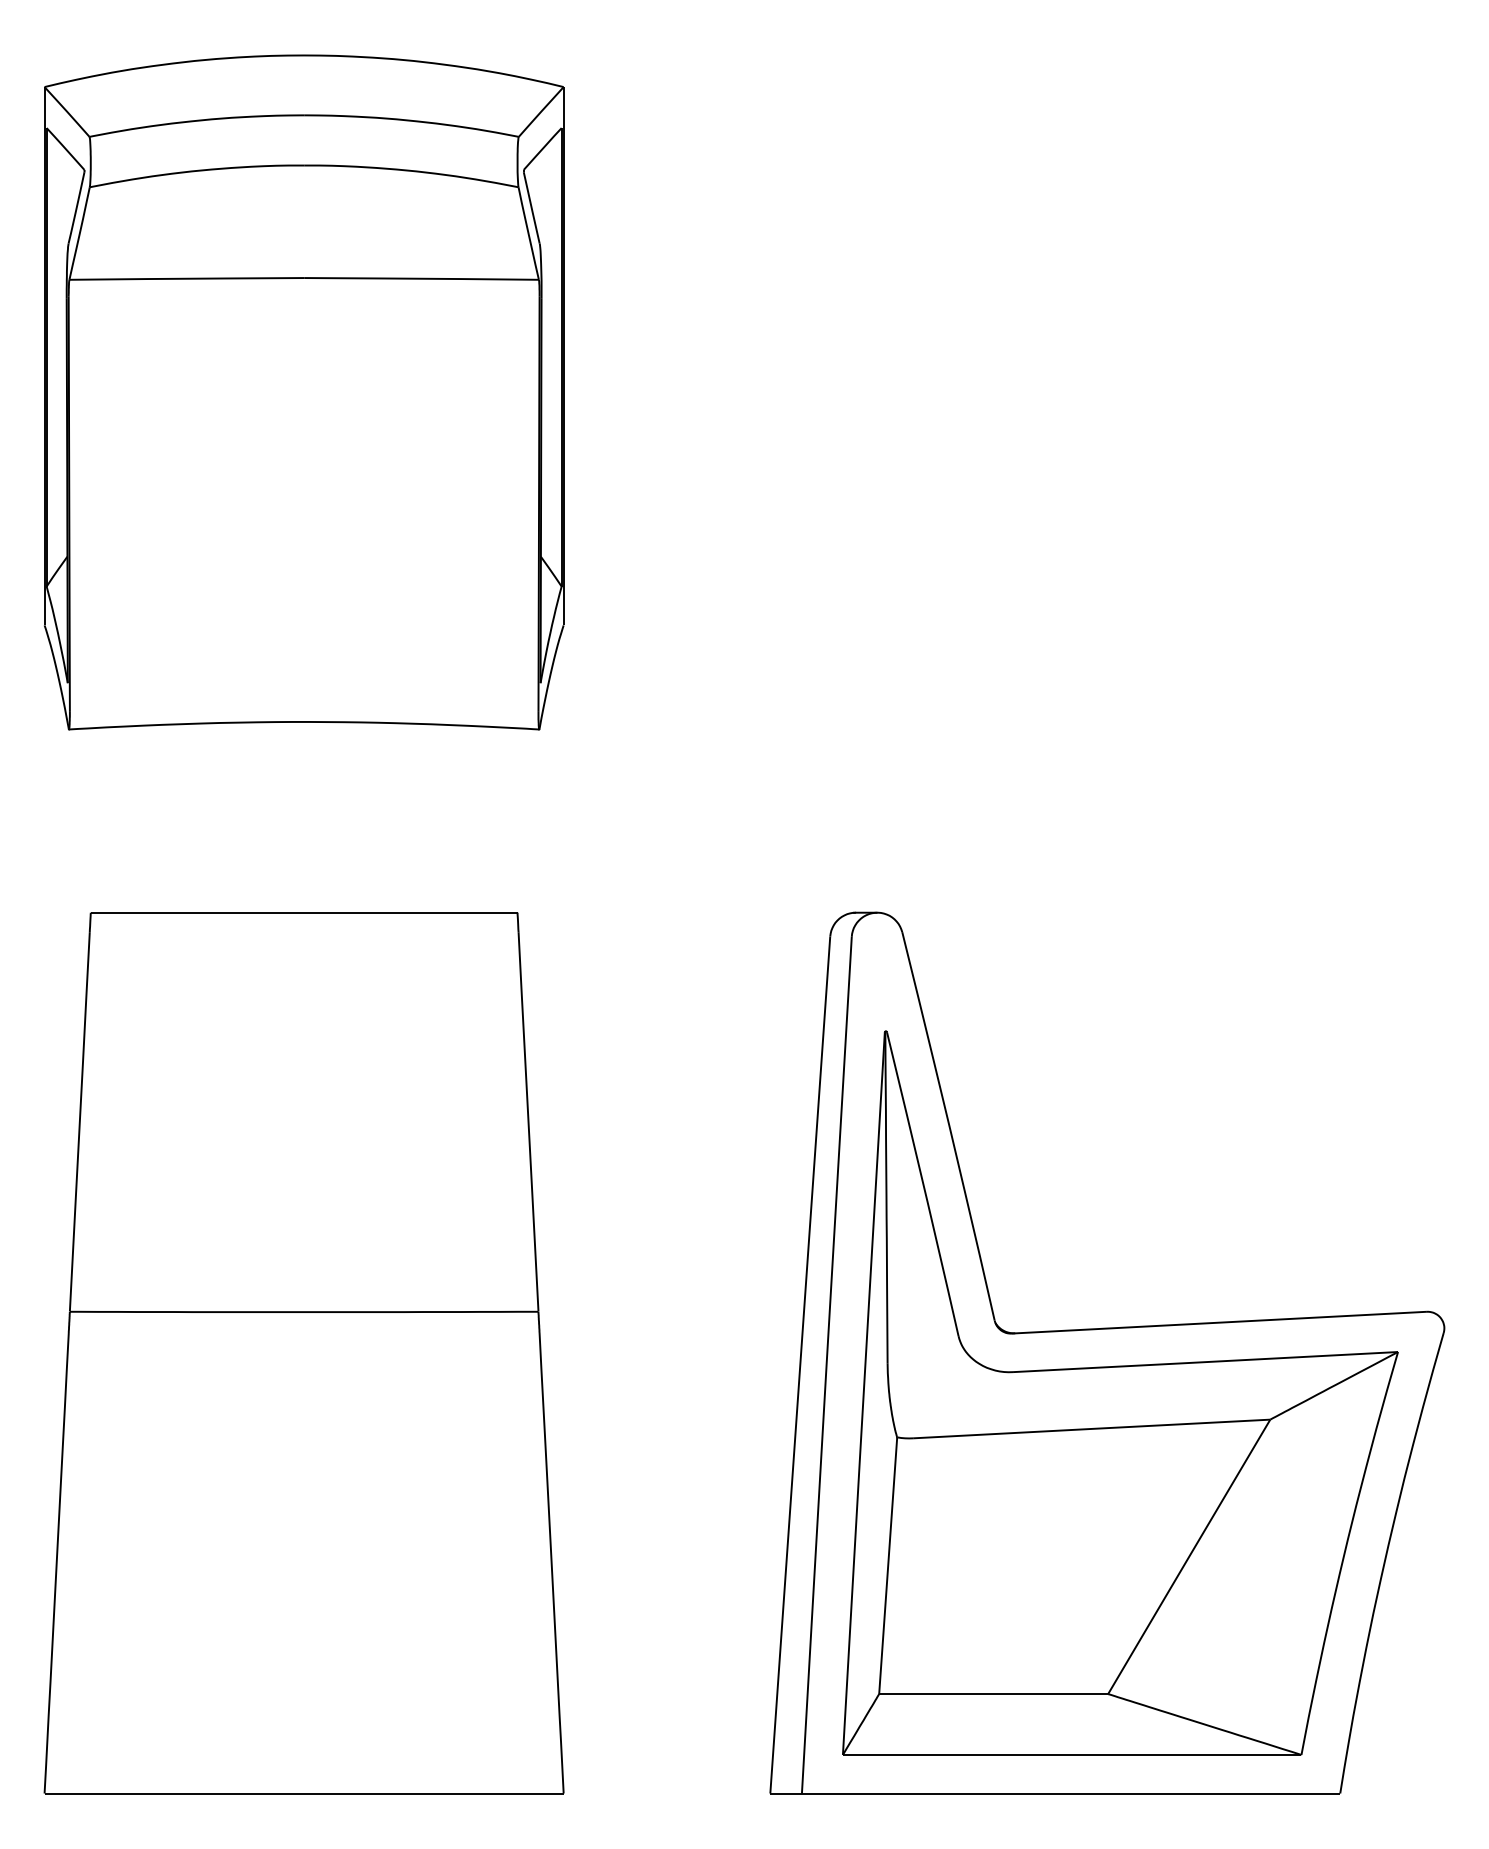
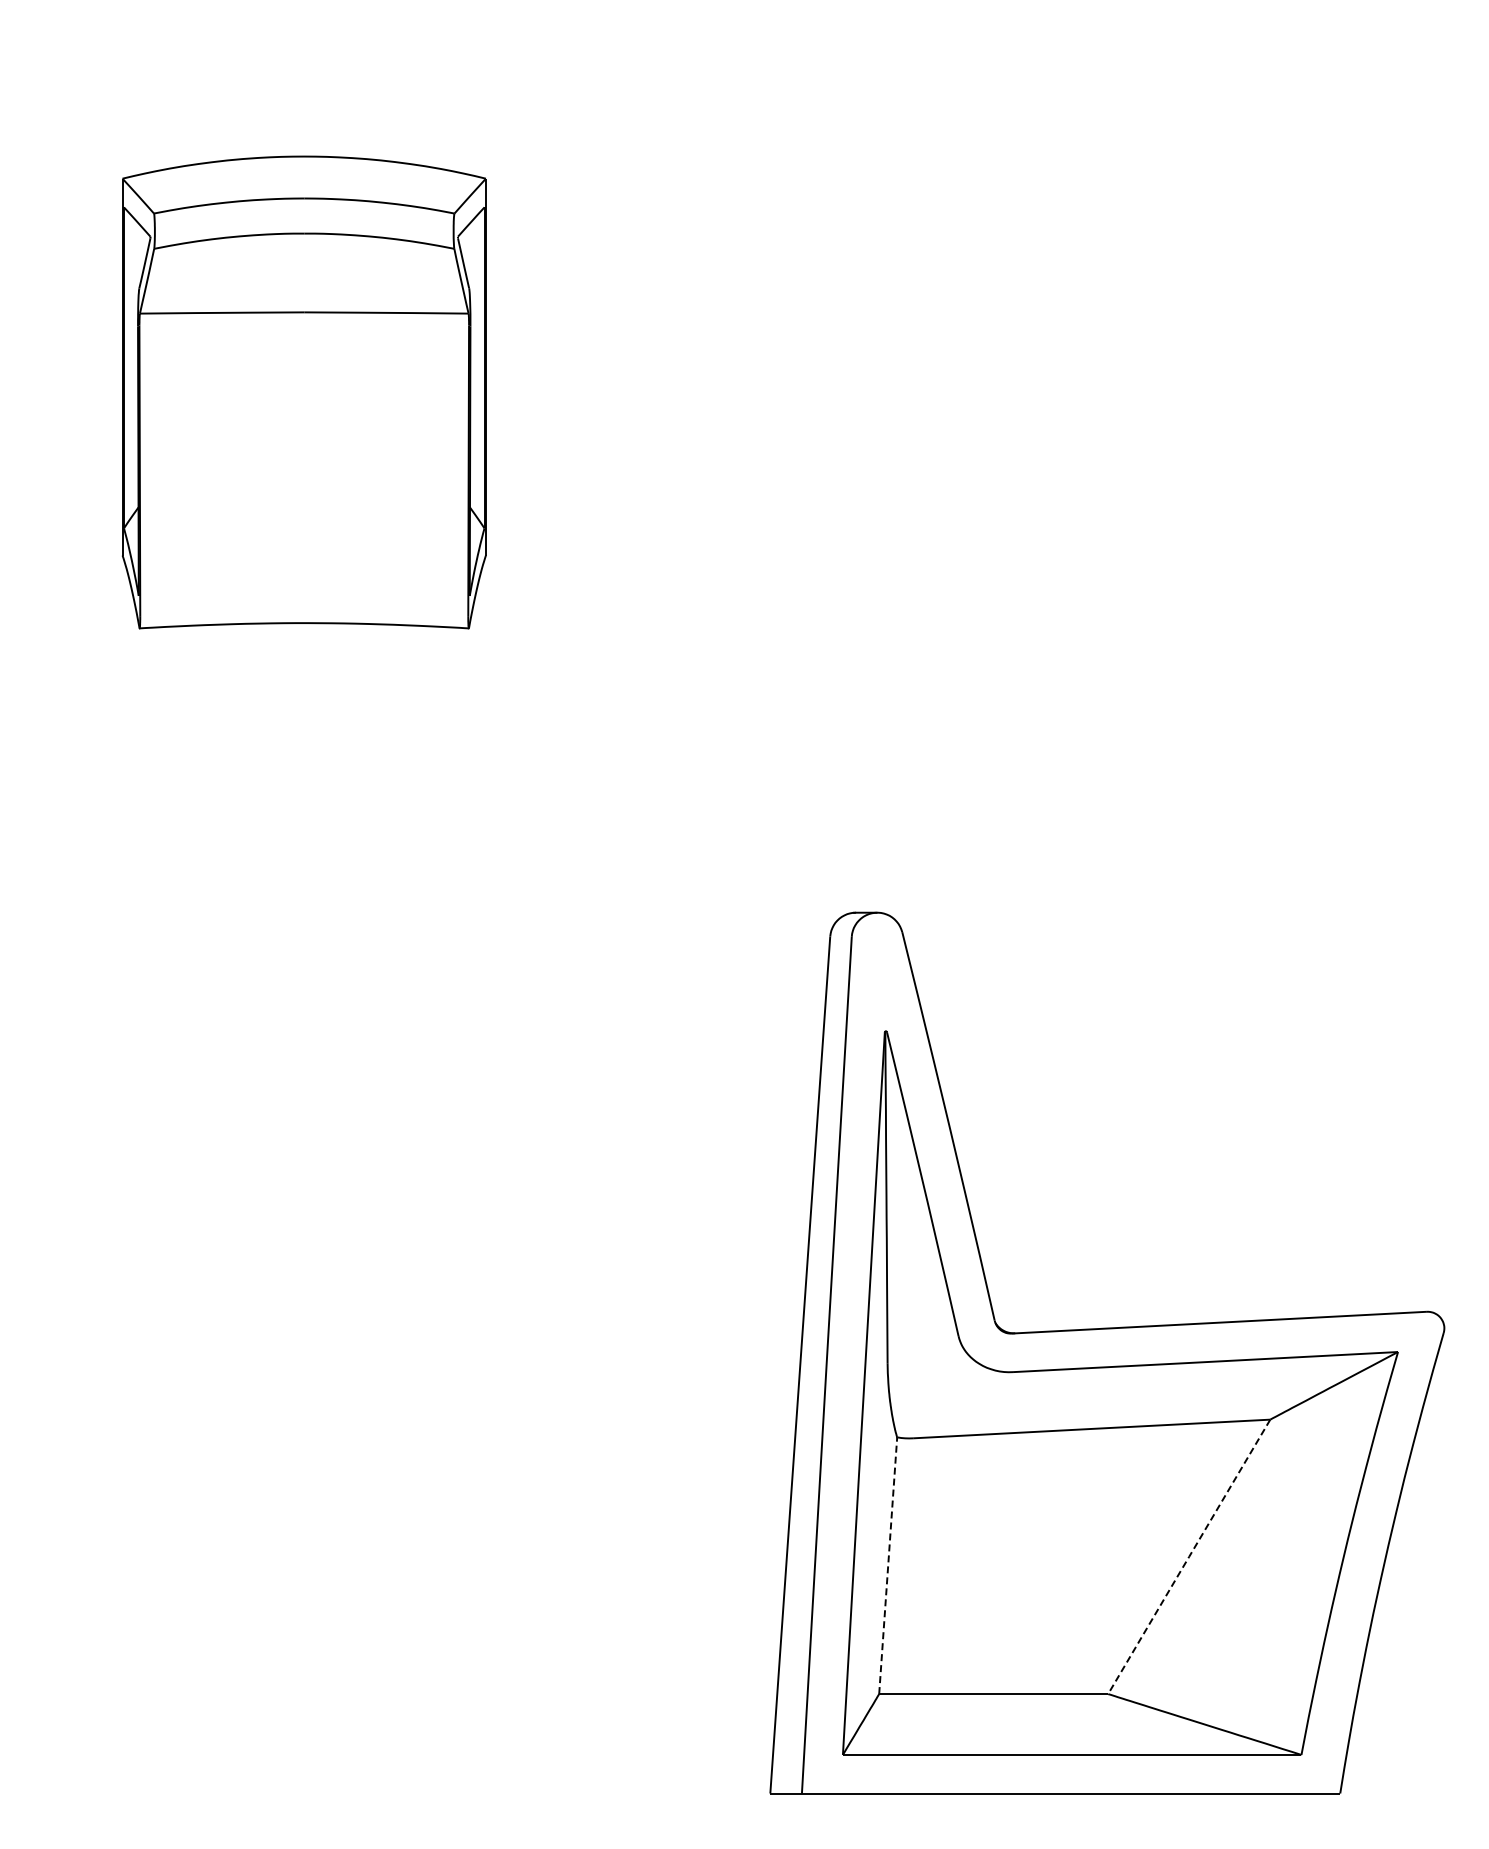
part size: 521x677 px -> 366x475 px (303, 392)
part: present -> none (303, 1353)
line: solid -> dashed (1189, 1556)
line: solid -> dashed (888, 1565)
